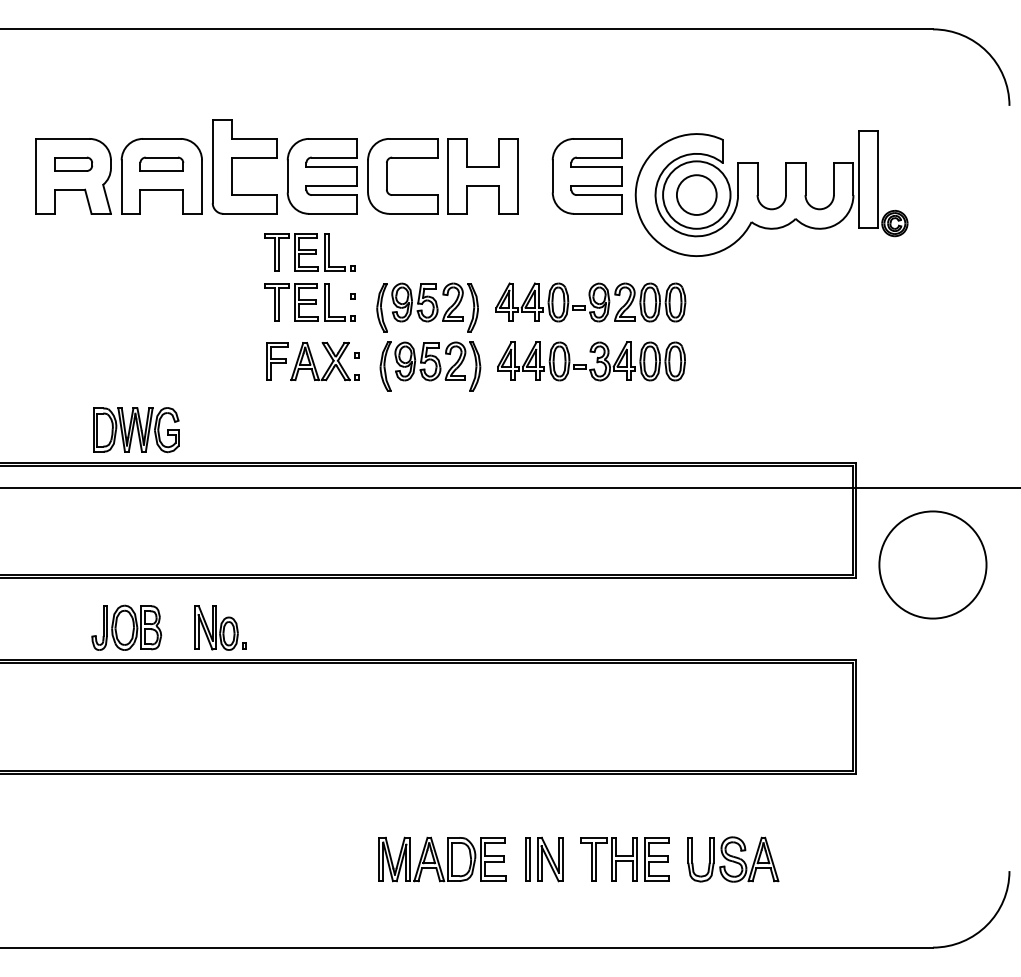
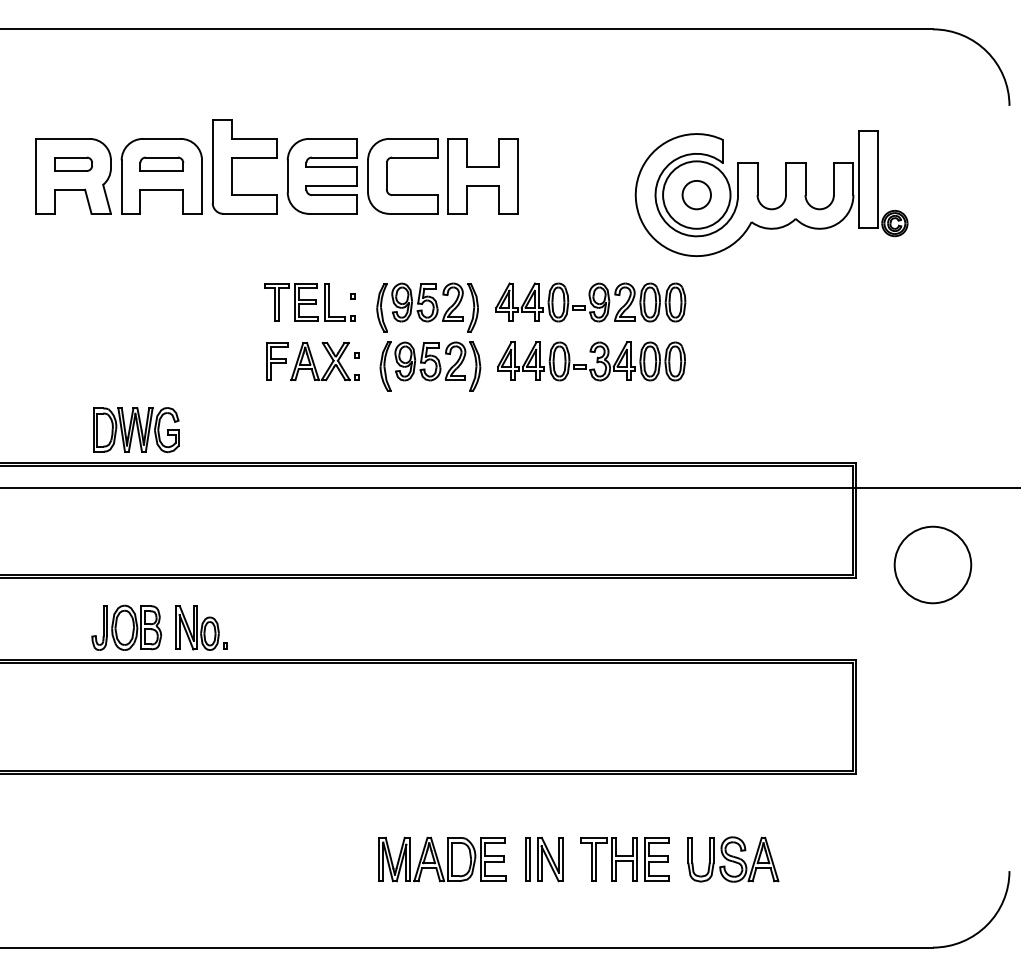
part: present -> none (586, 176)
circle diameter: 40 px -> 28 px (696, 194)
part: present -> none (309, 252)
circle diameter: 107 px -> 77 px (932, 564)
part position: (220, 627) -> (201, 627) (201, 627)
